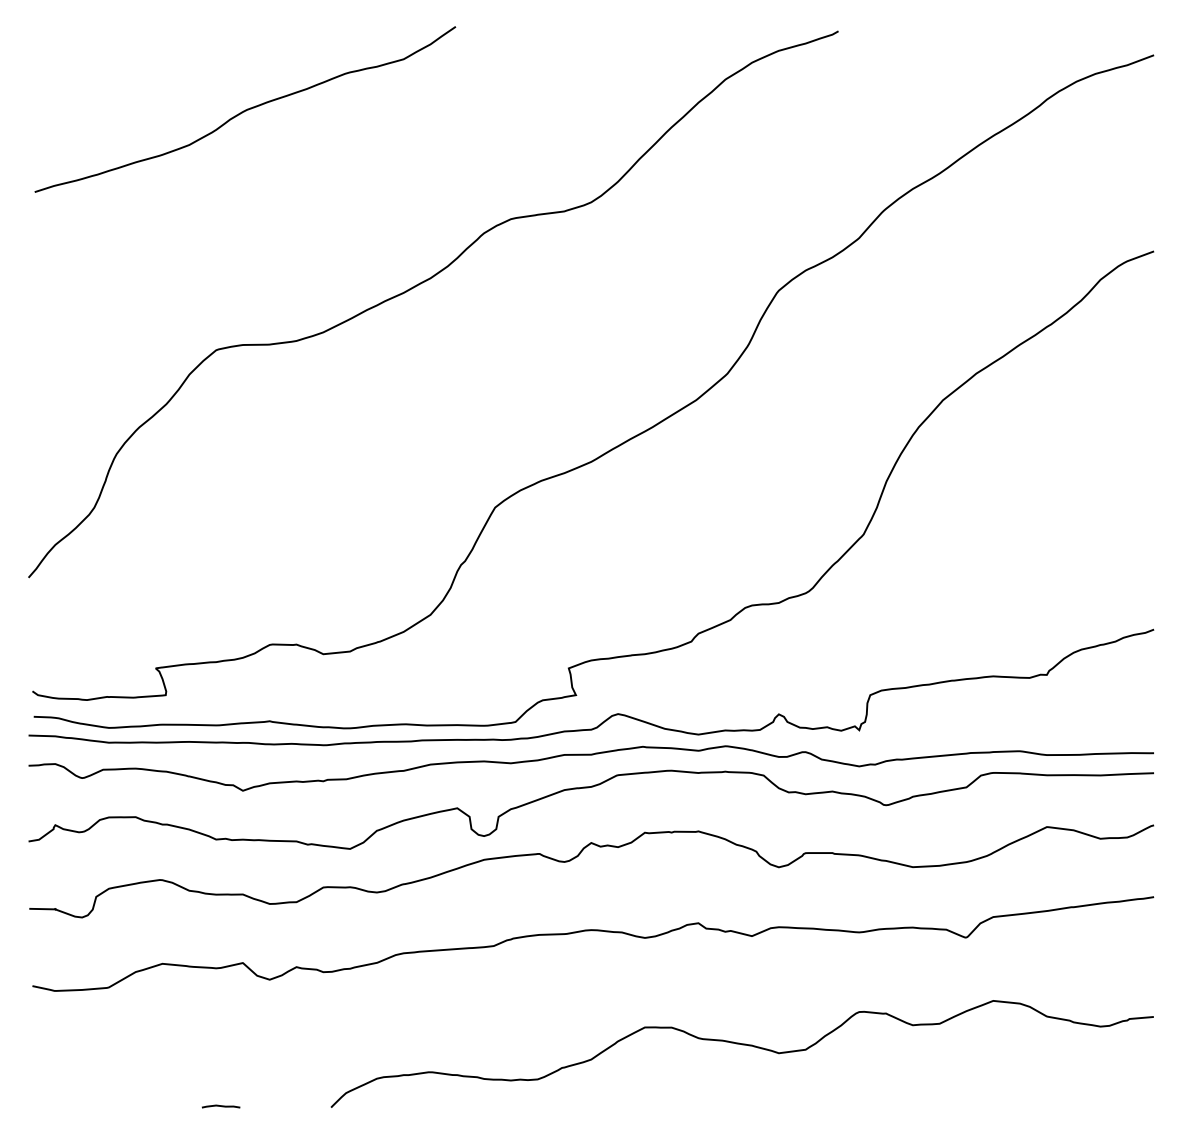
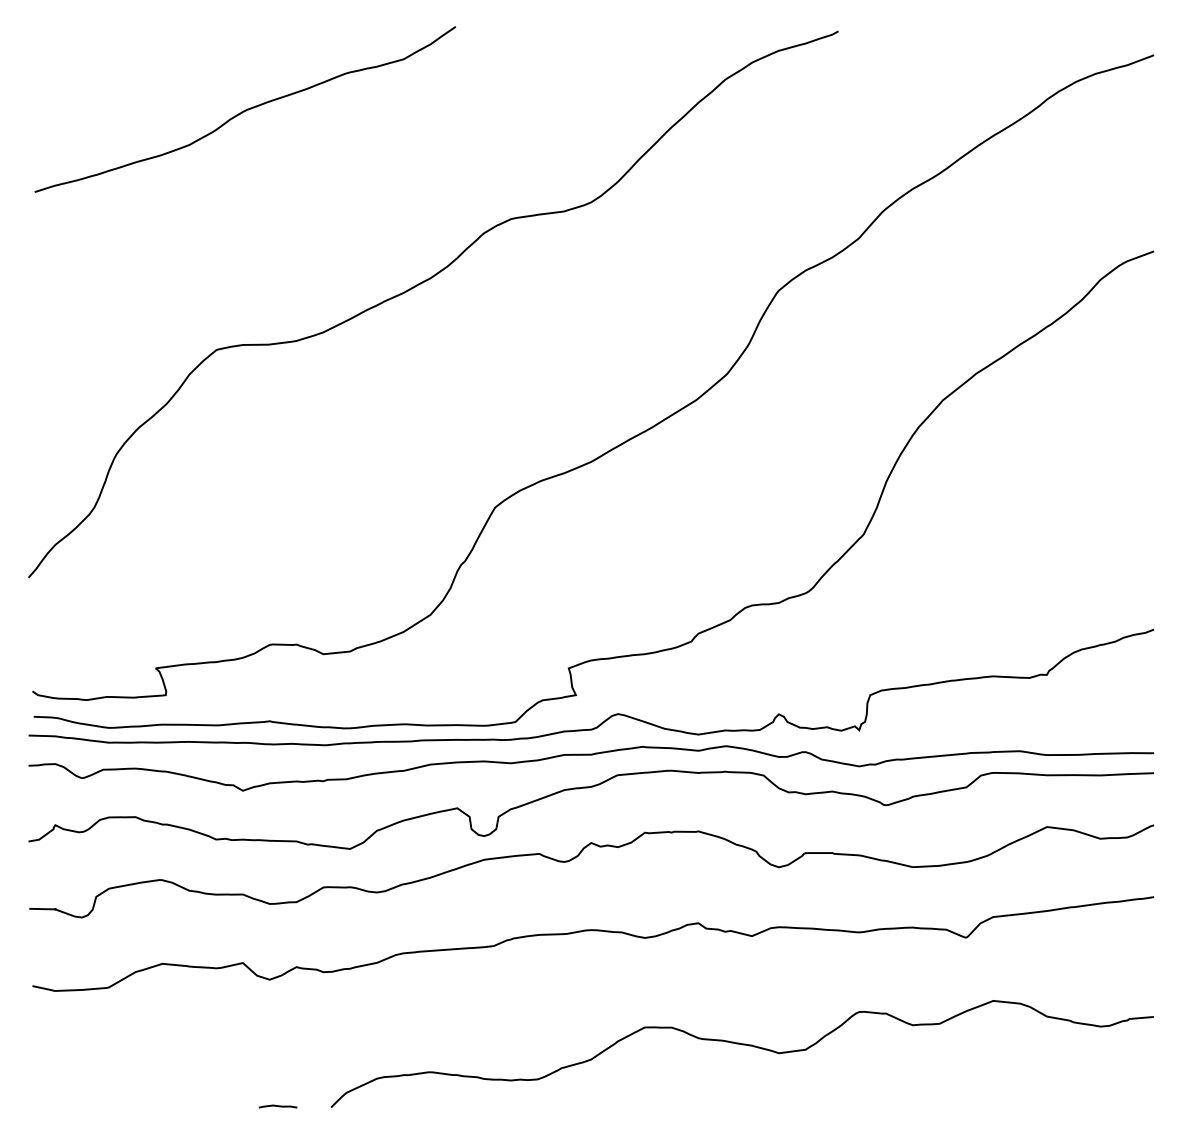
curve position: (221, 1106) -> (278, 1106) (278, 1106)
